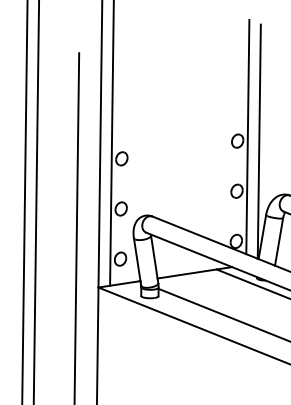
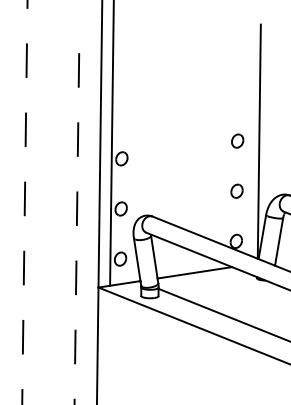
line: present -> none (247, 137)
line: present -> none (36, 201)
line: solid -> dashed (24, 202)
line: solid -> dashed (76, 229)
line: present -> none (251, 283)
